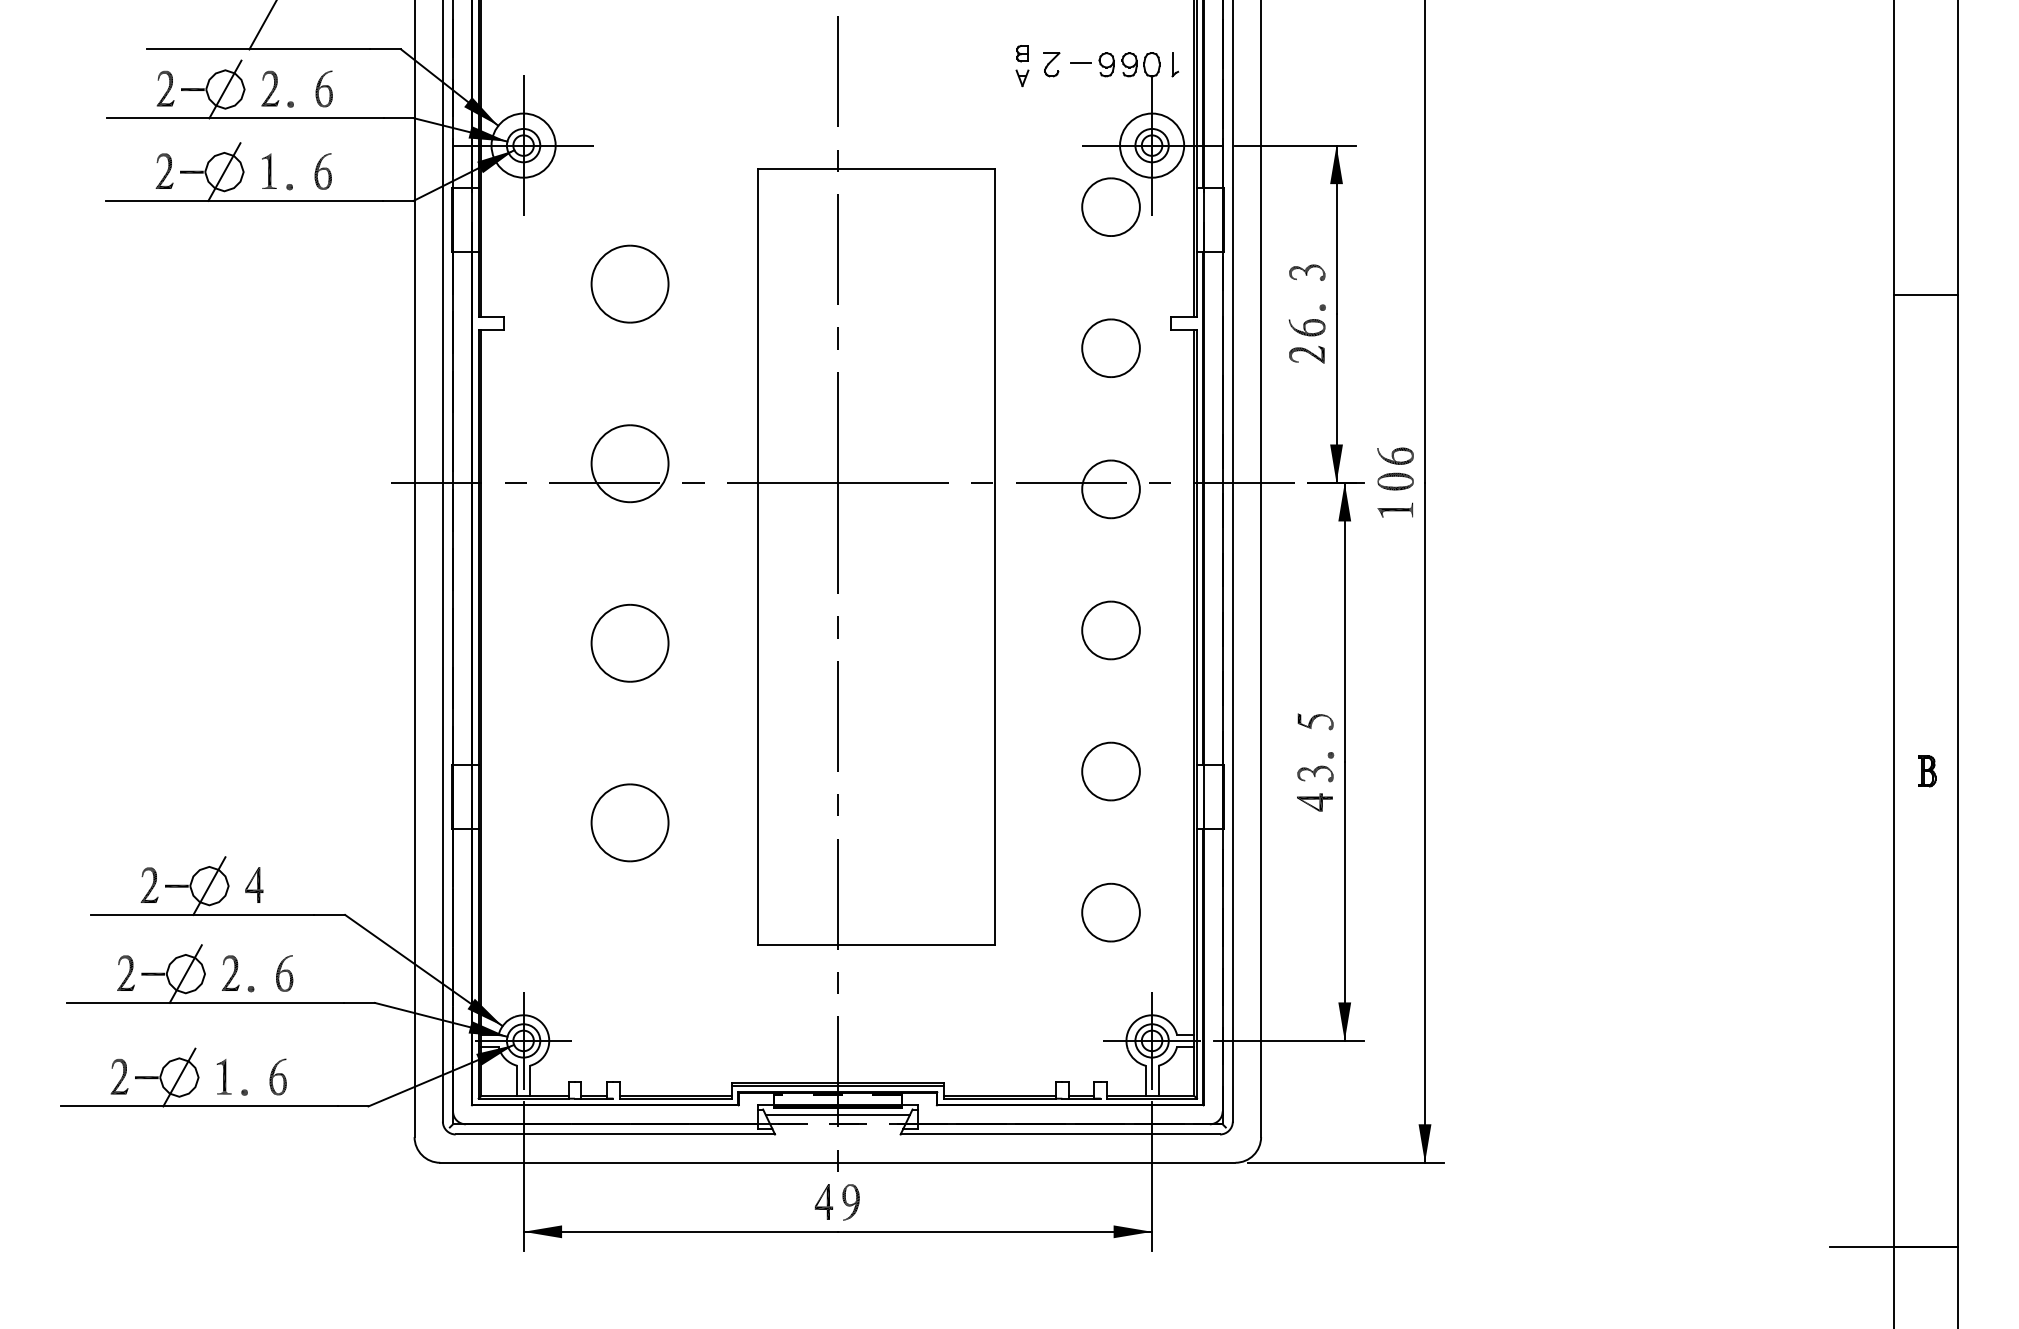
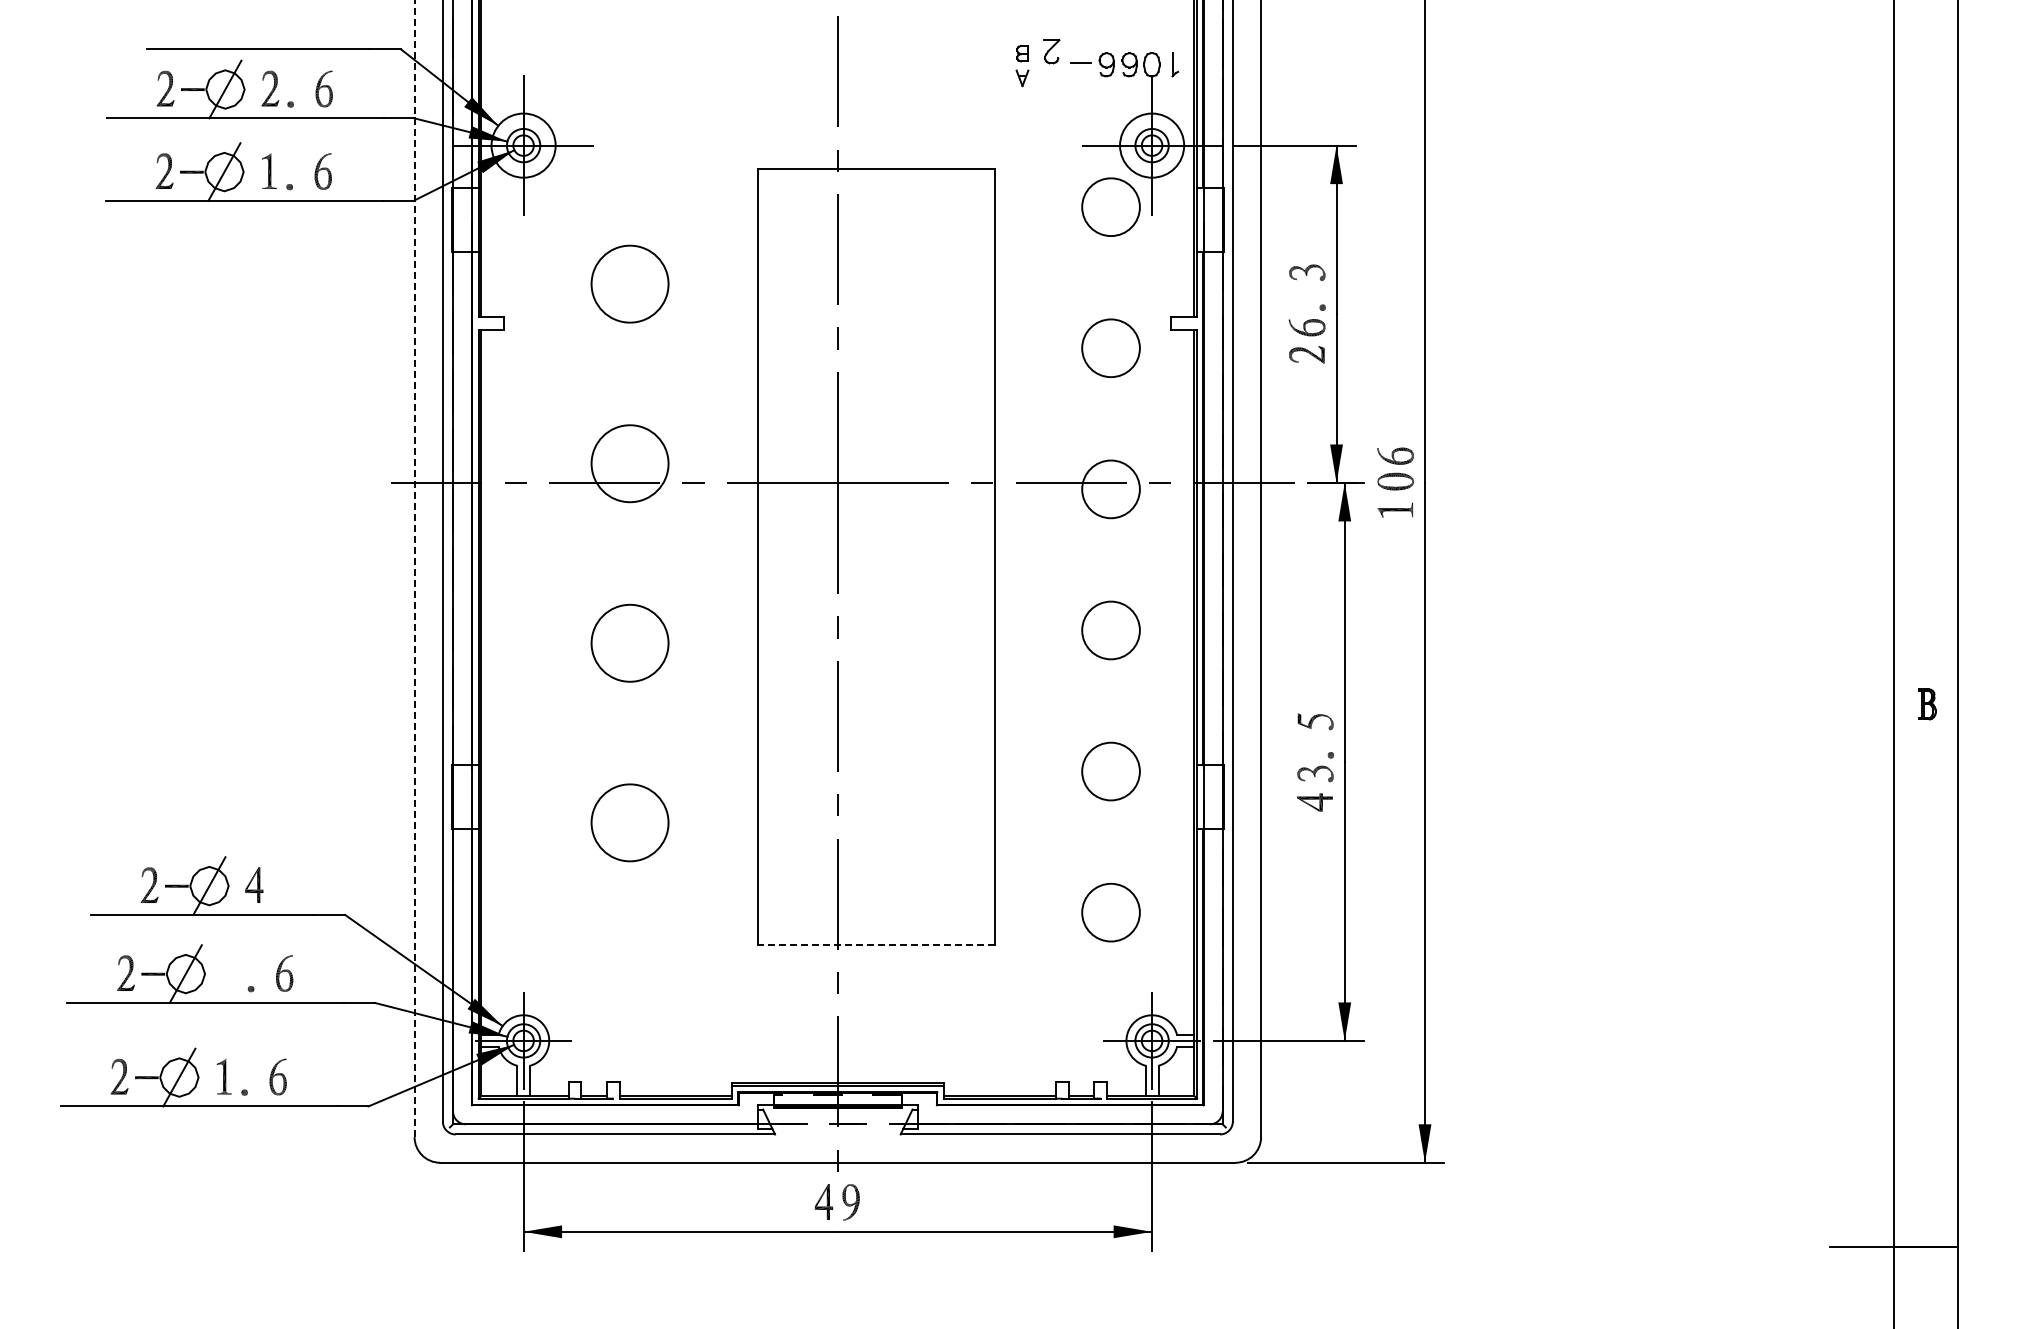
line: present -> none (262, 25)
part position: (1051, 64) -> (1051, 51) (1051, 51)
line: present -> none (1926, 294)
line: solid -> dashed (414, 568)
part position: (1927, 771) -> (1927, 704) (1927, 704)
line: solid -> dashed (876, 944)
part: present -> none (230, 972)
line: present -> none (837, 1115)
